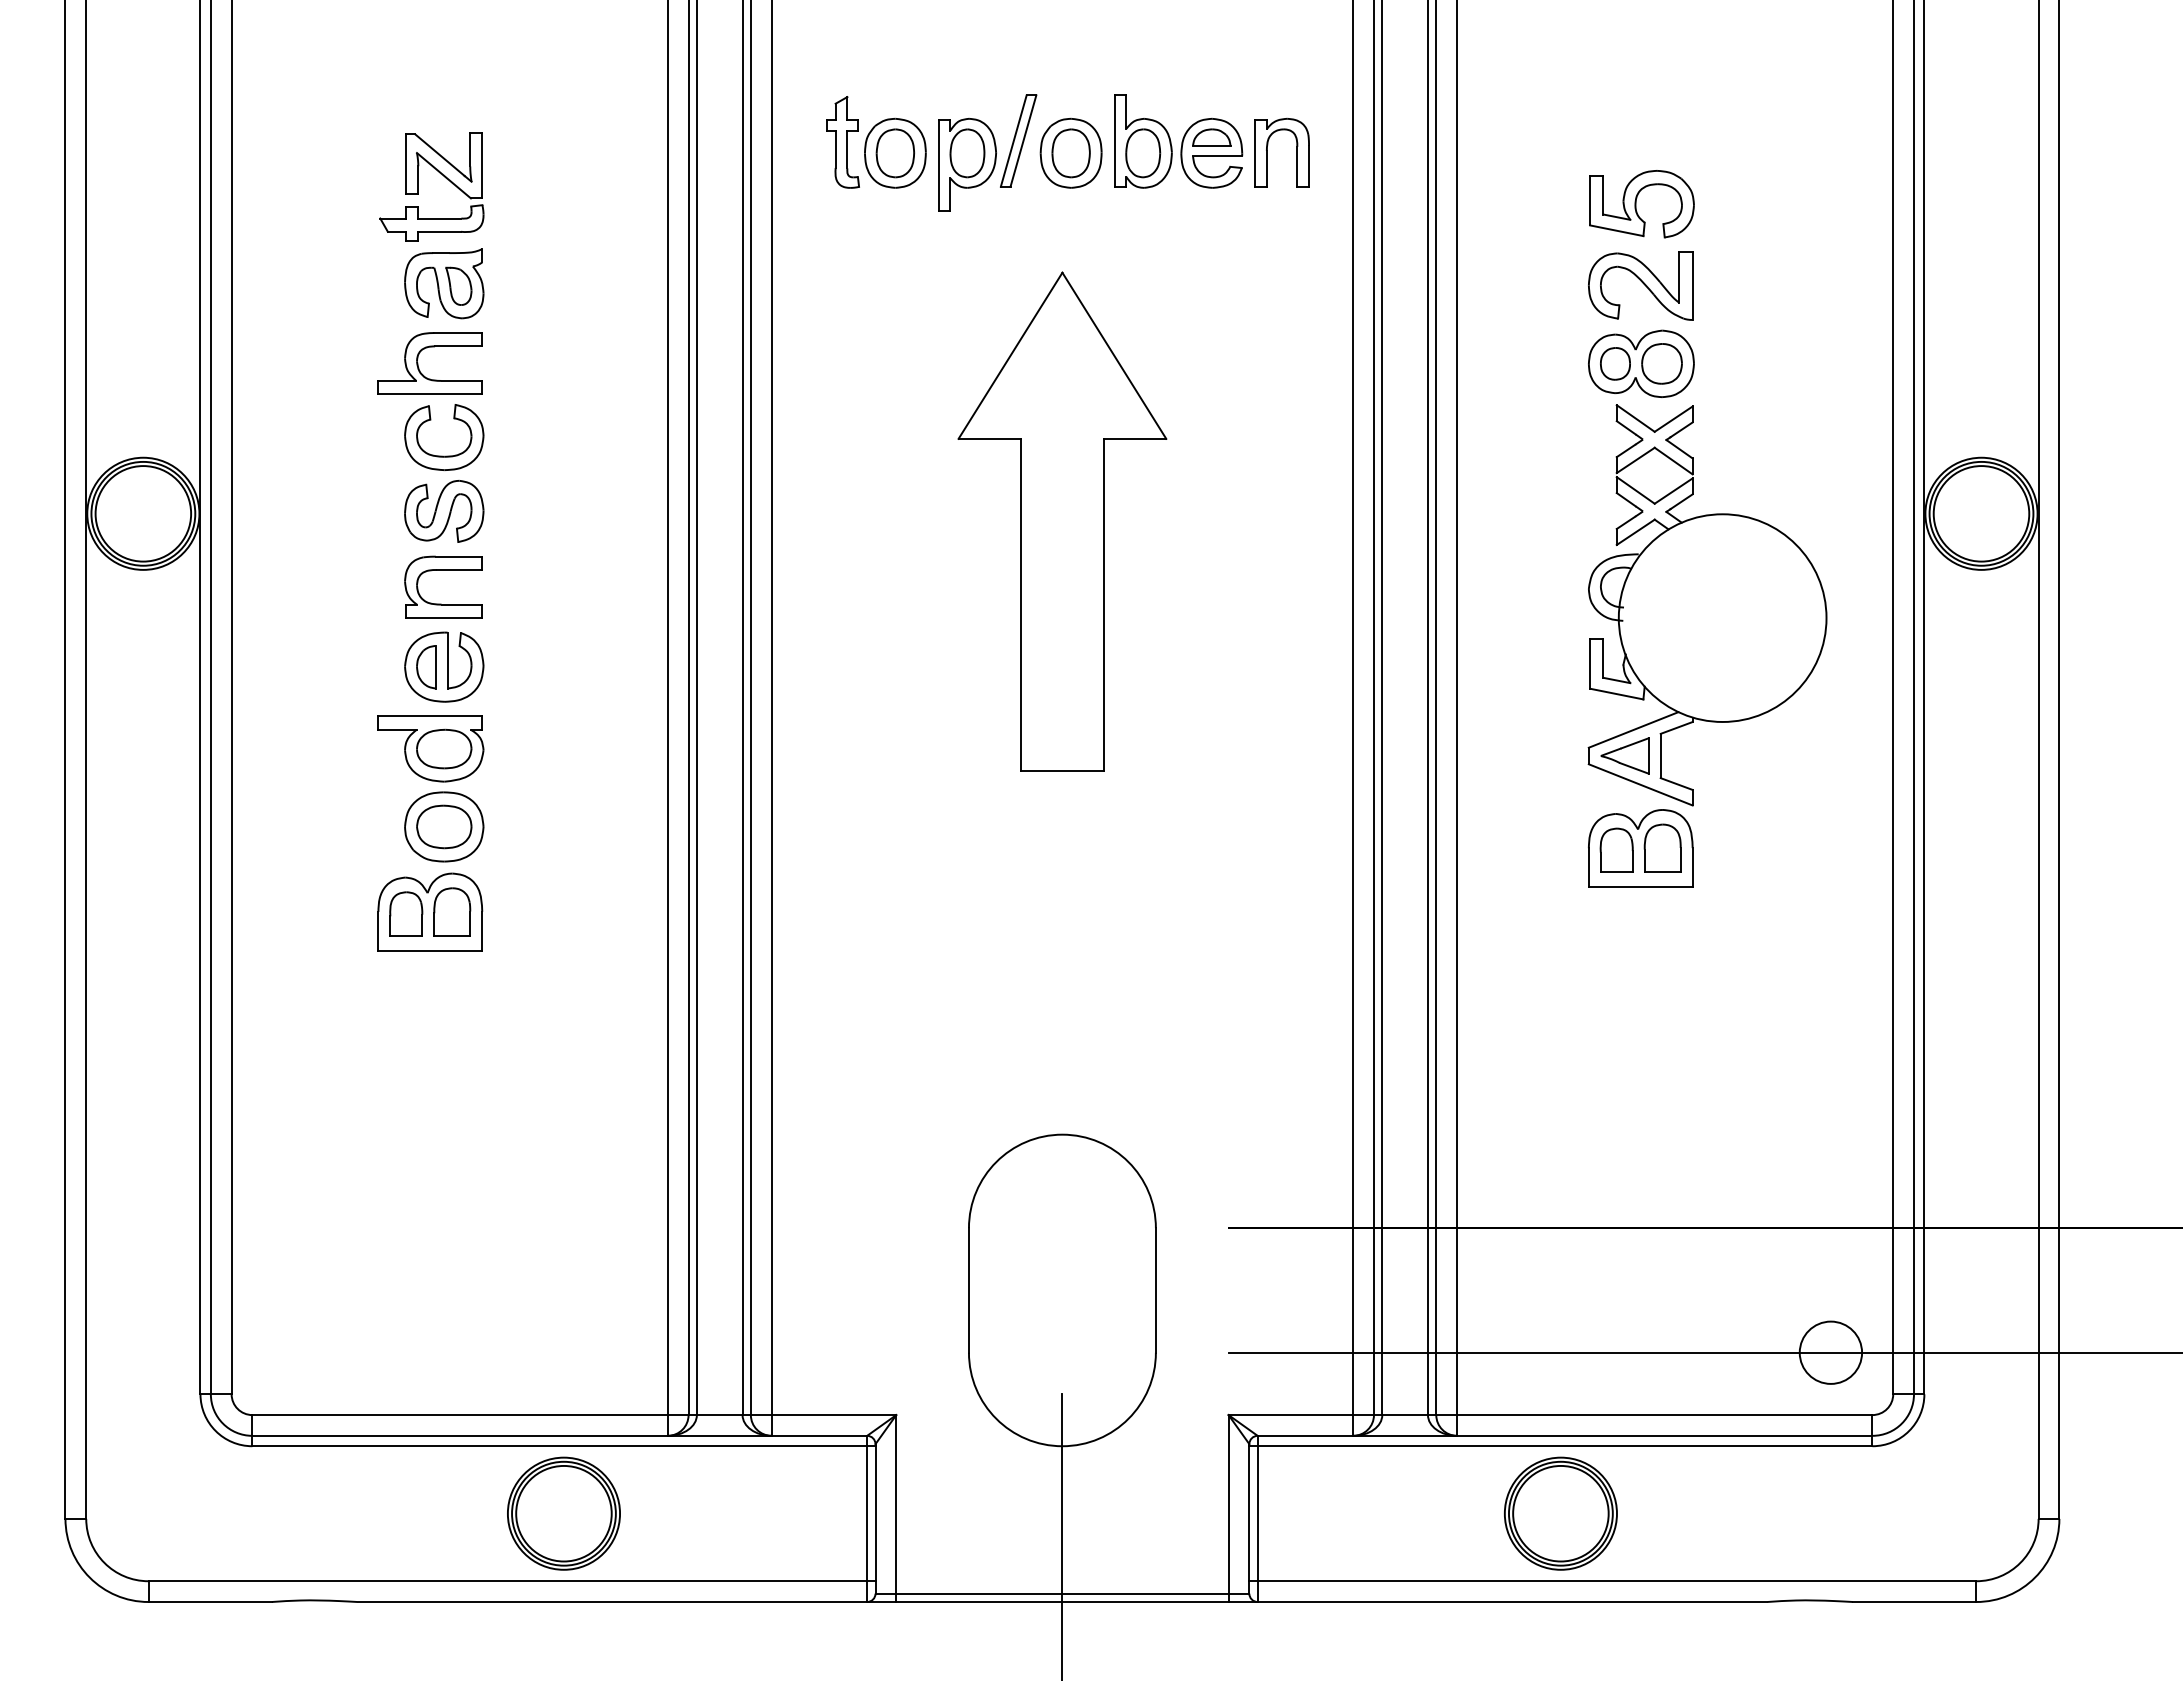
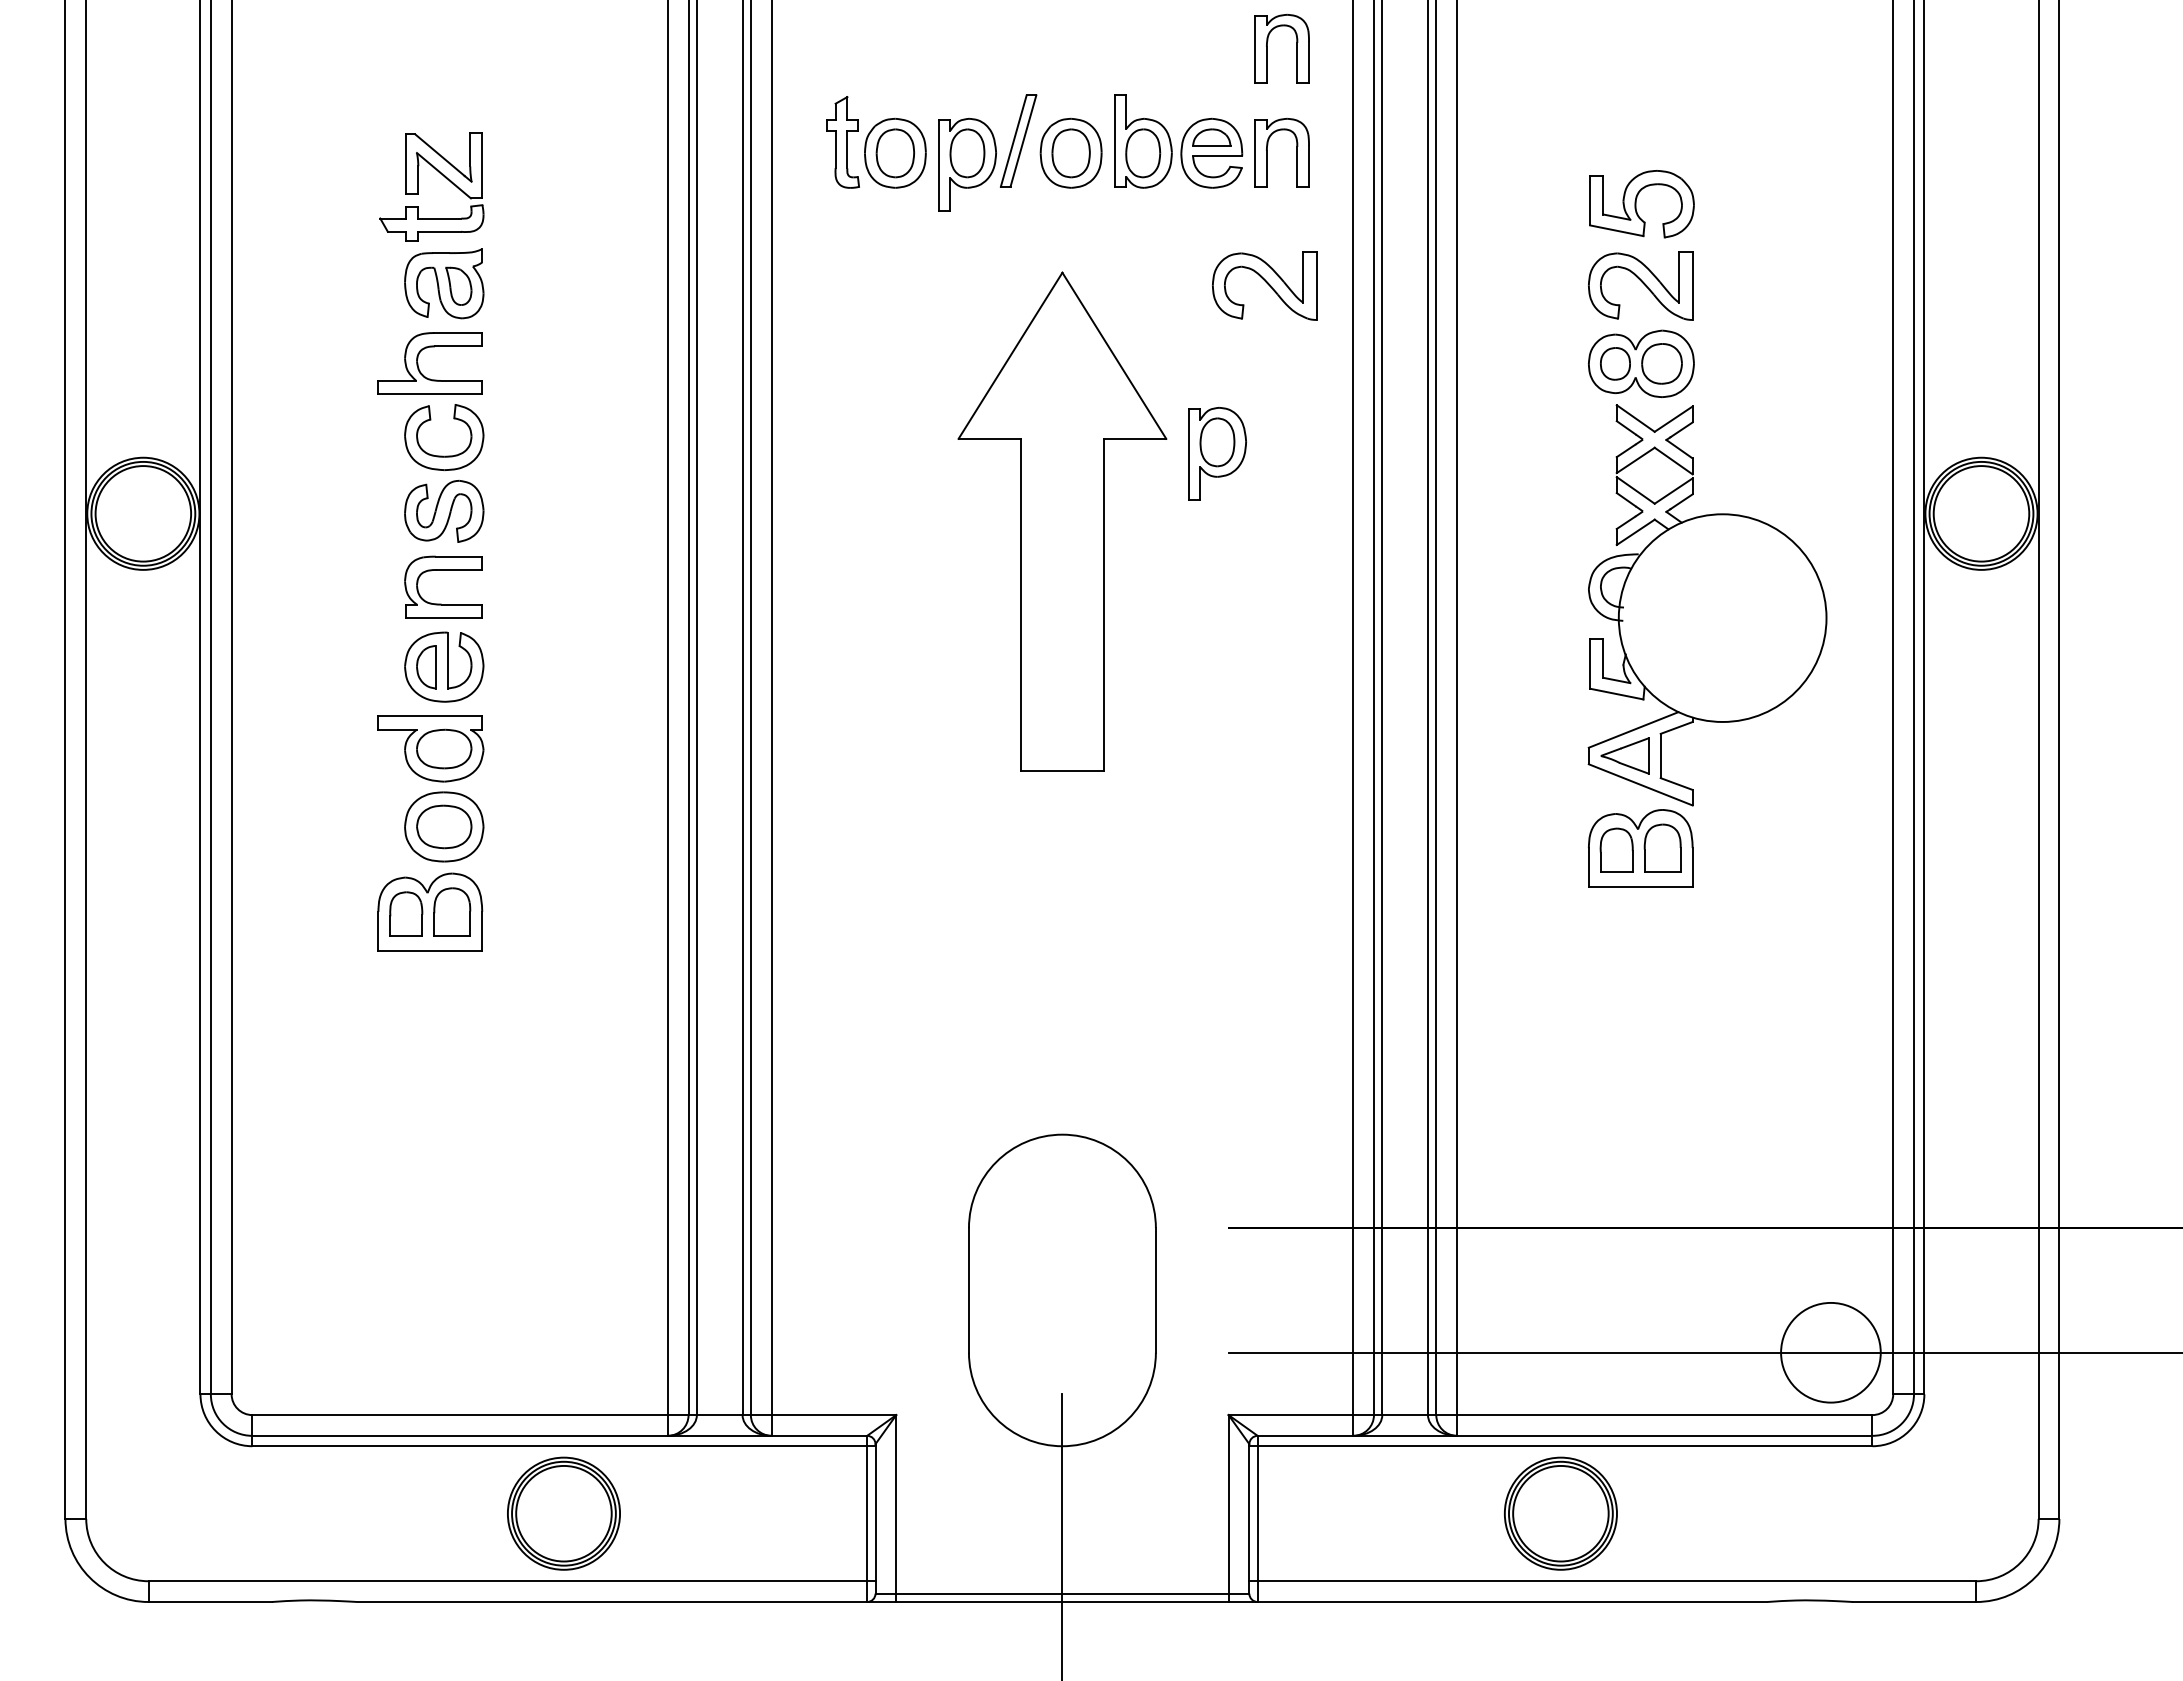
part: none -> present (1267, 48)
part: none -> present (1264, 285)
part: none -> present (1217, 453)
circle diameter: 62 px -> 100 px (1830, 1352)
